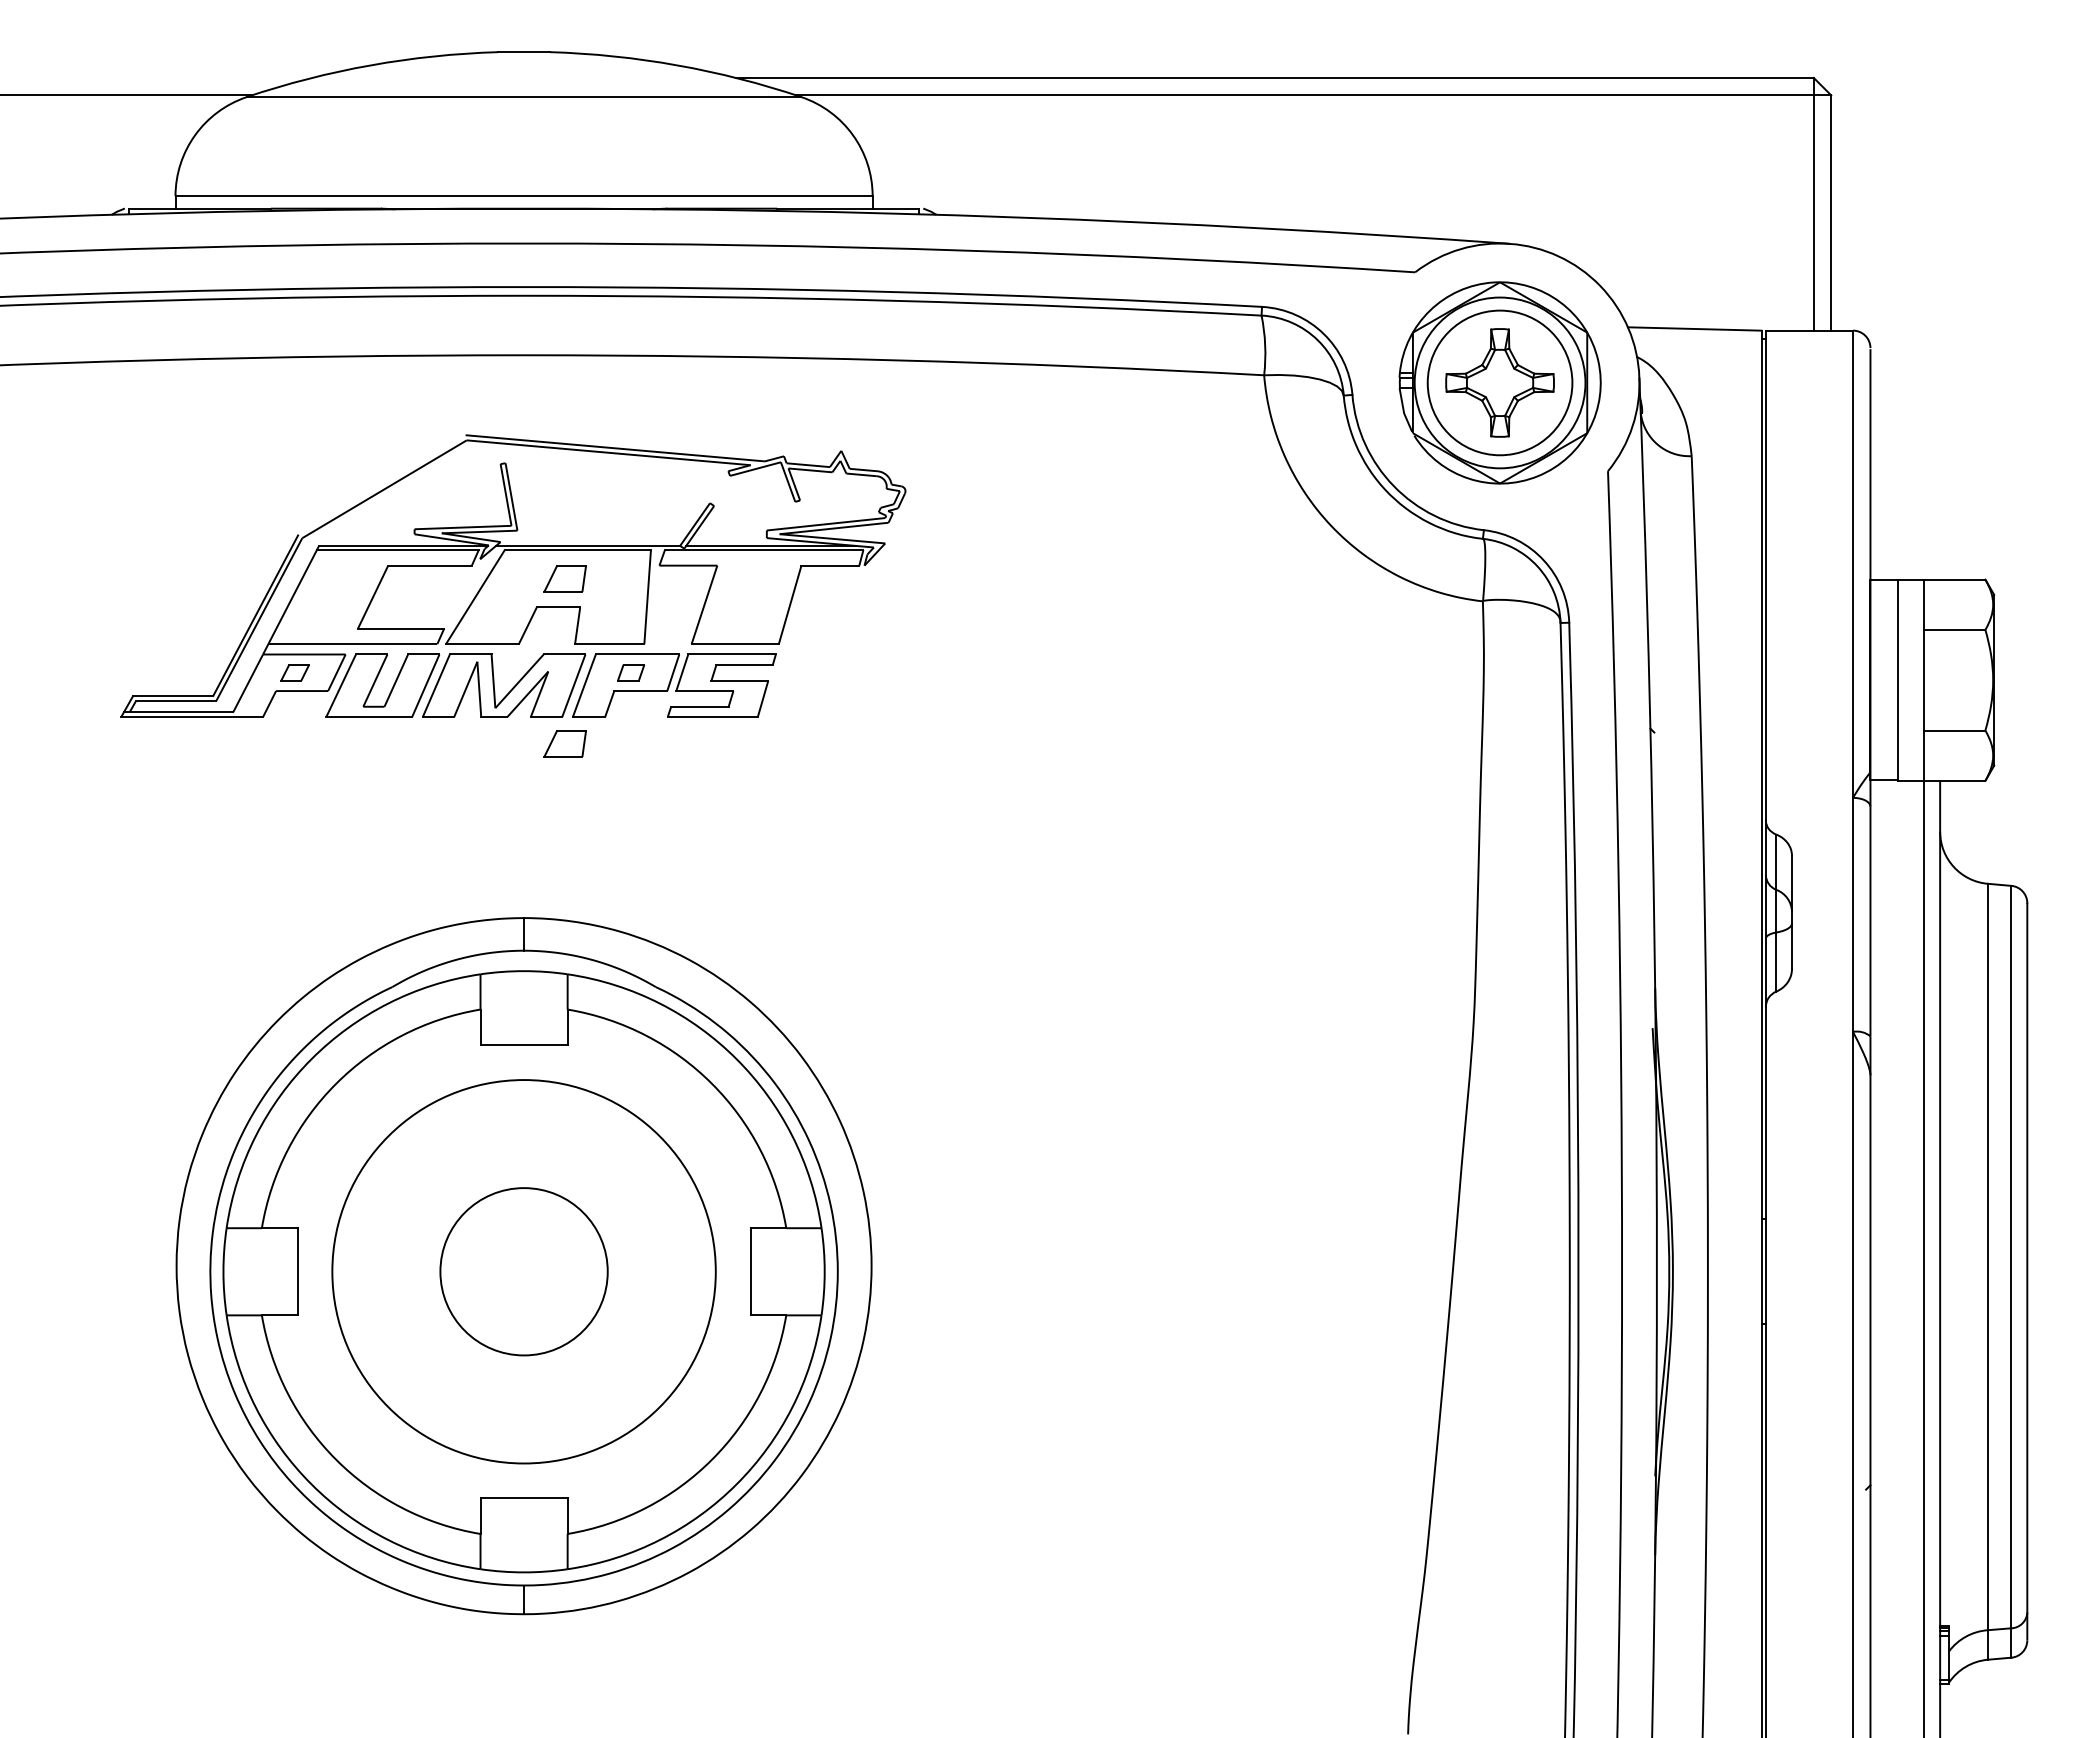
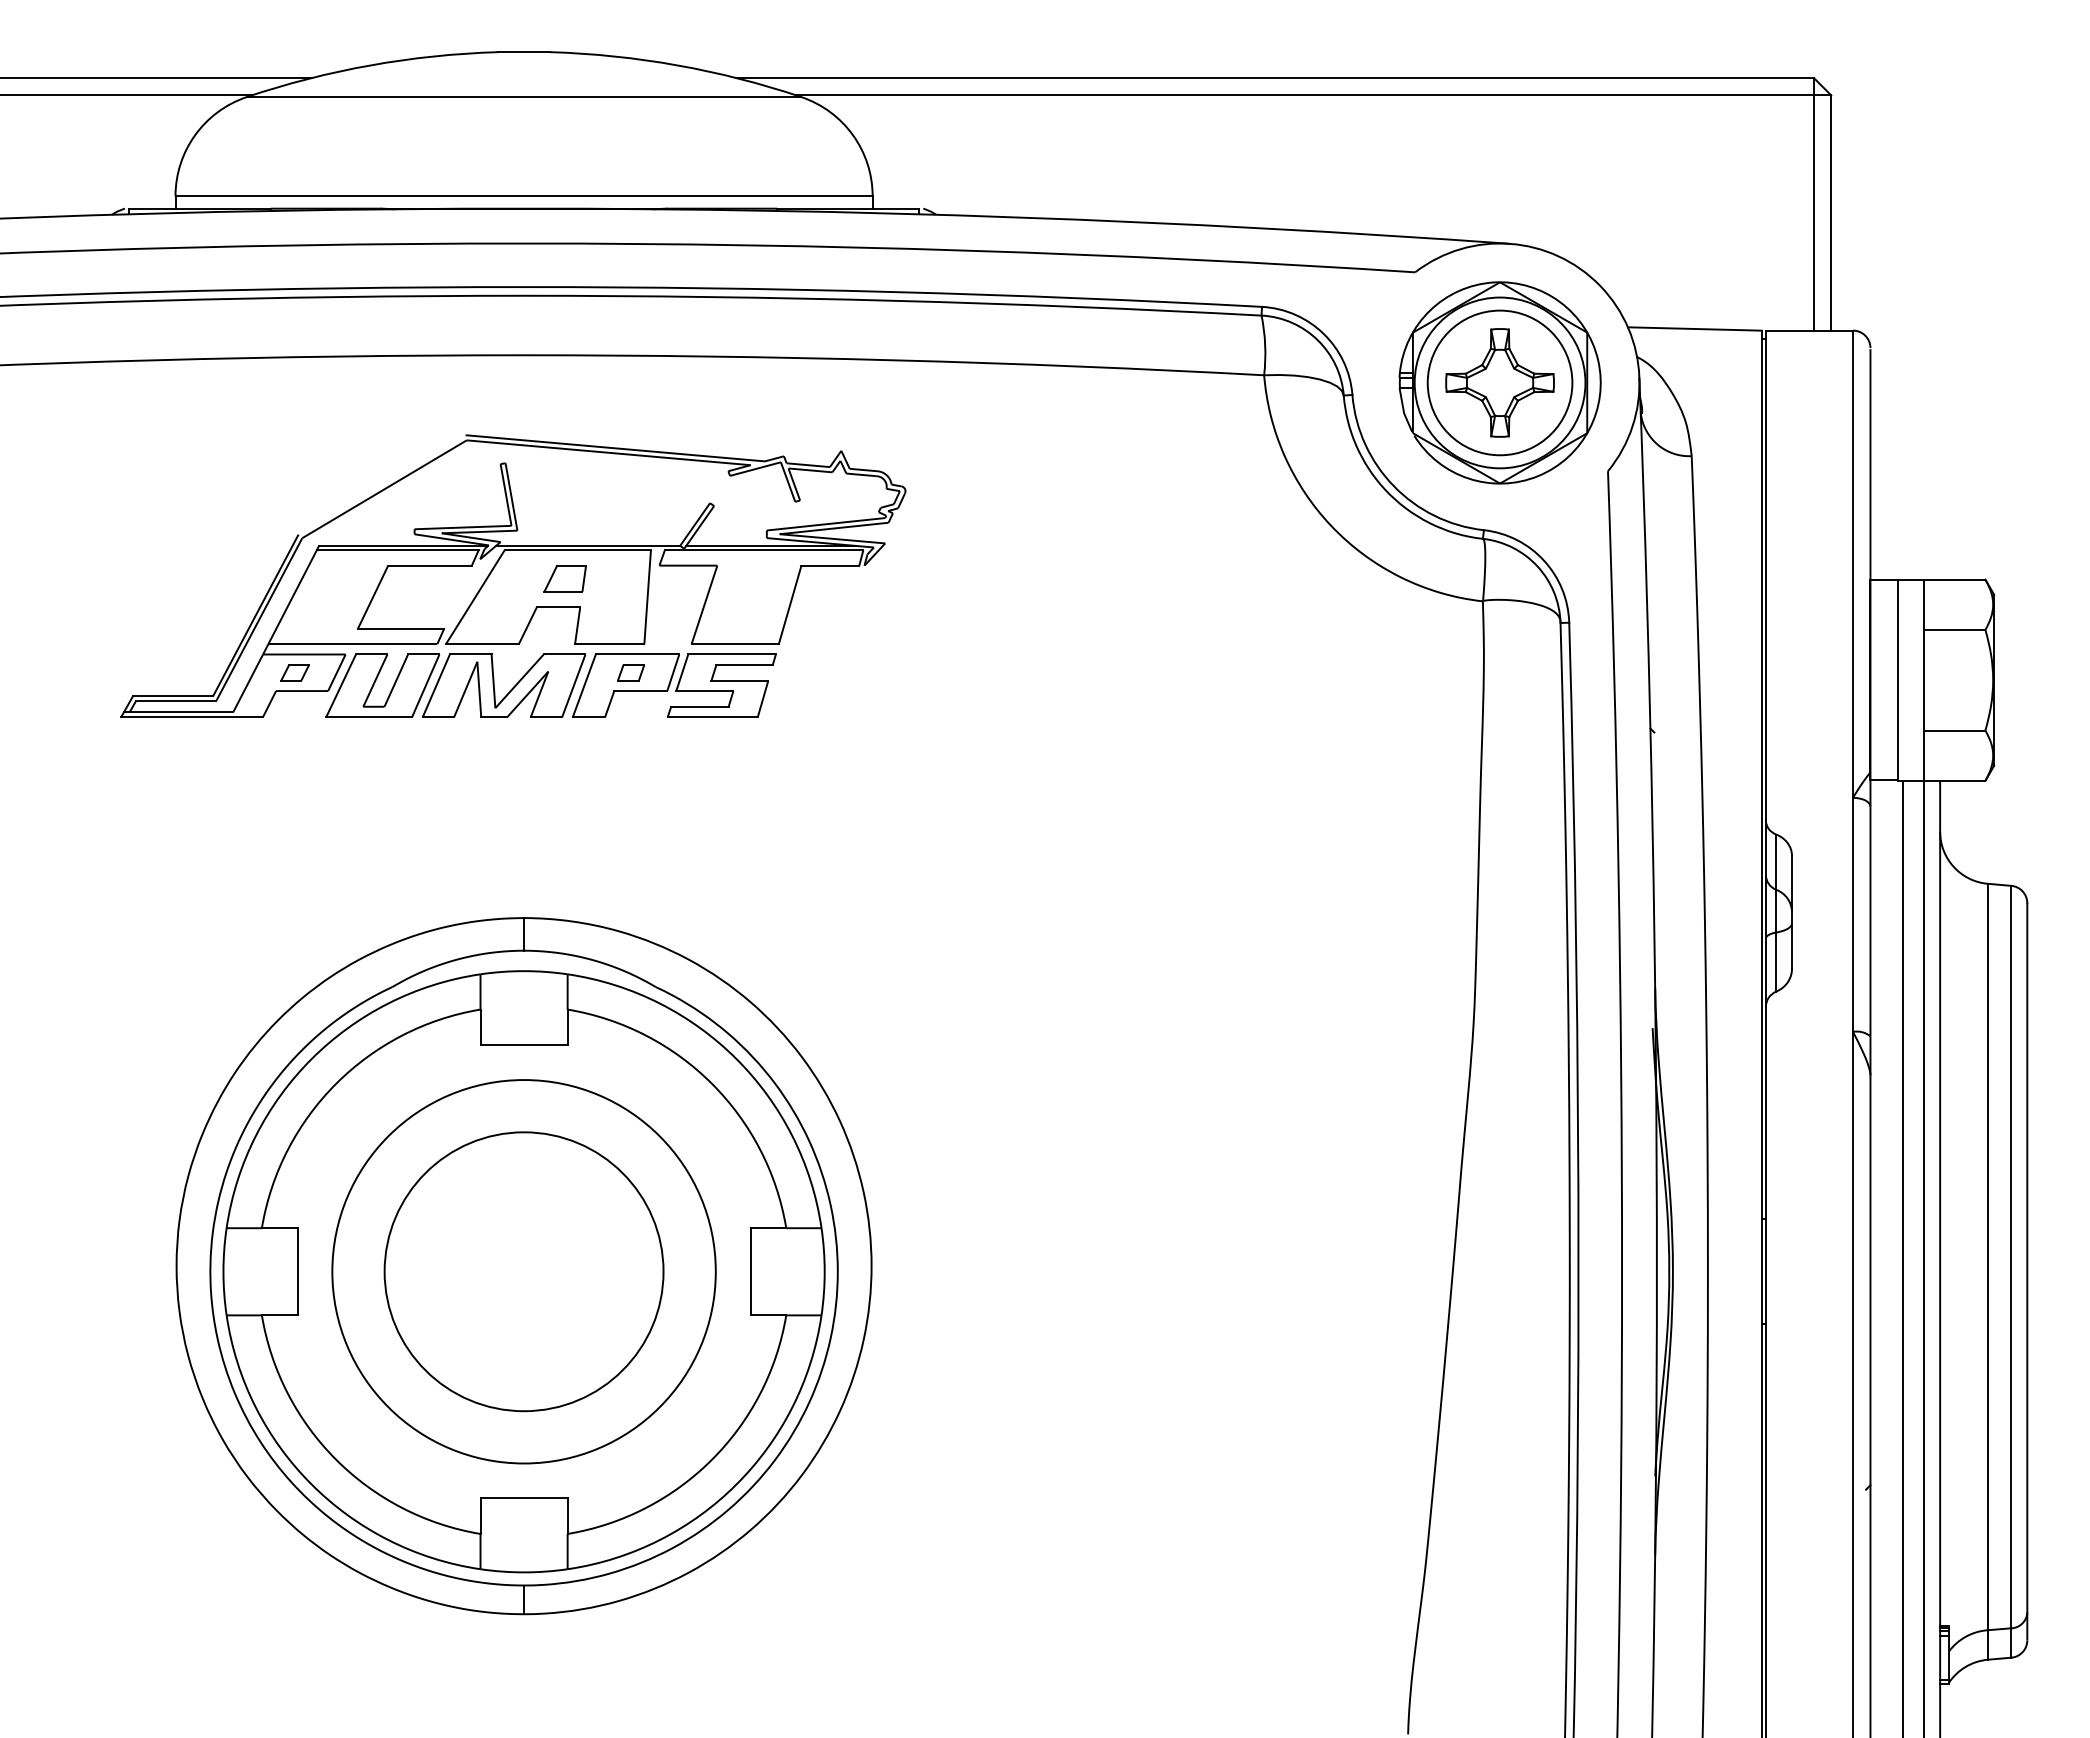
line: none -> present (157, 77)
part: present -> none (564, 743)
line: none -> present (1903, 1257)
circle diameter: 167 px -> 279 px (523, 1271)
